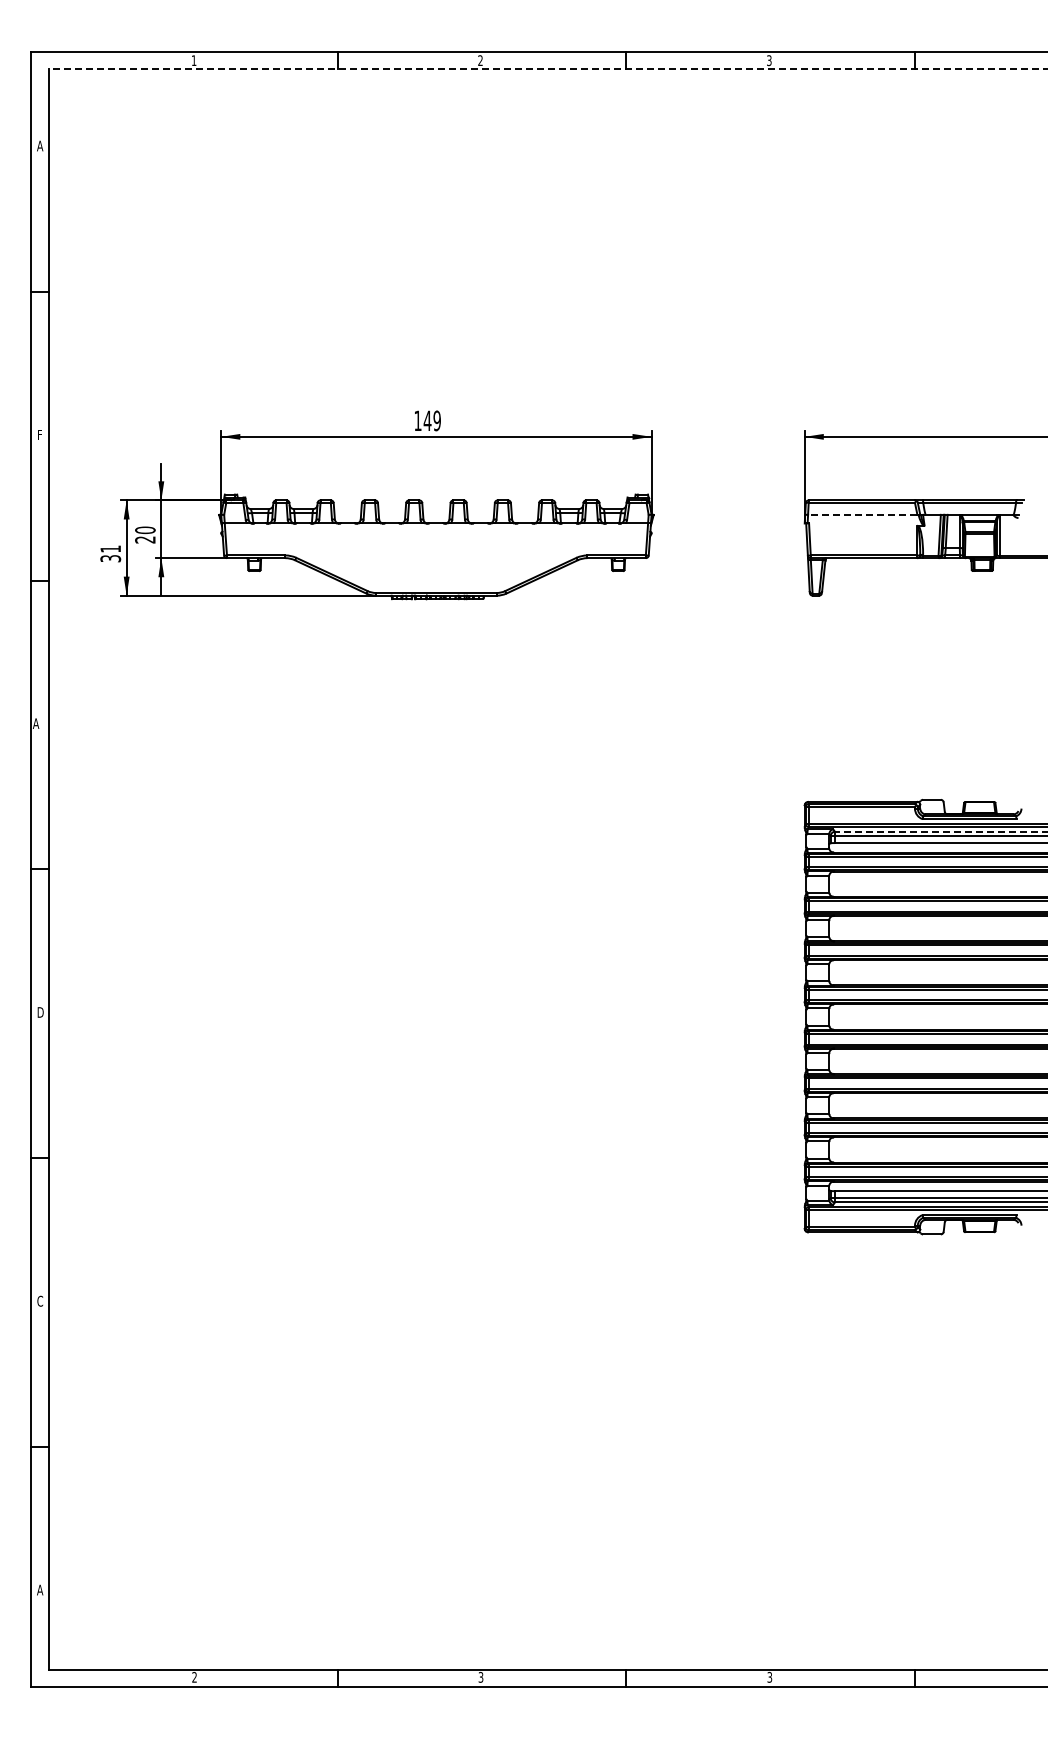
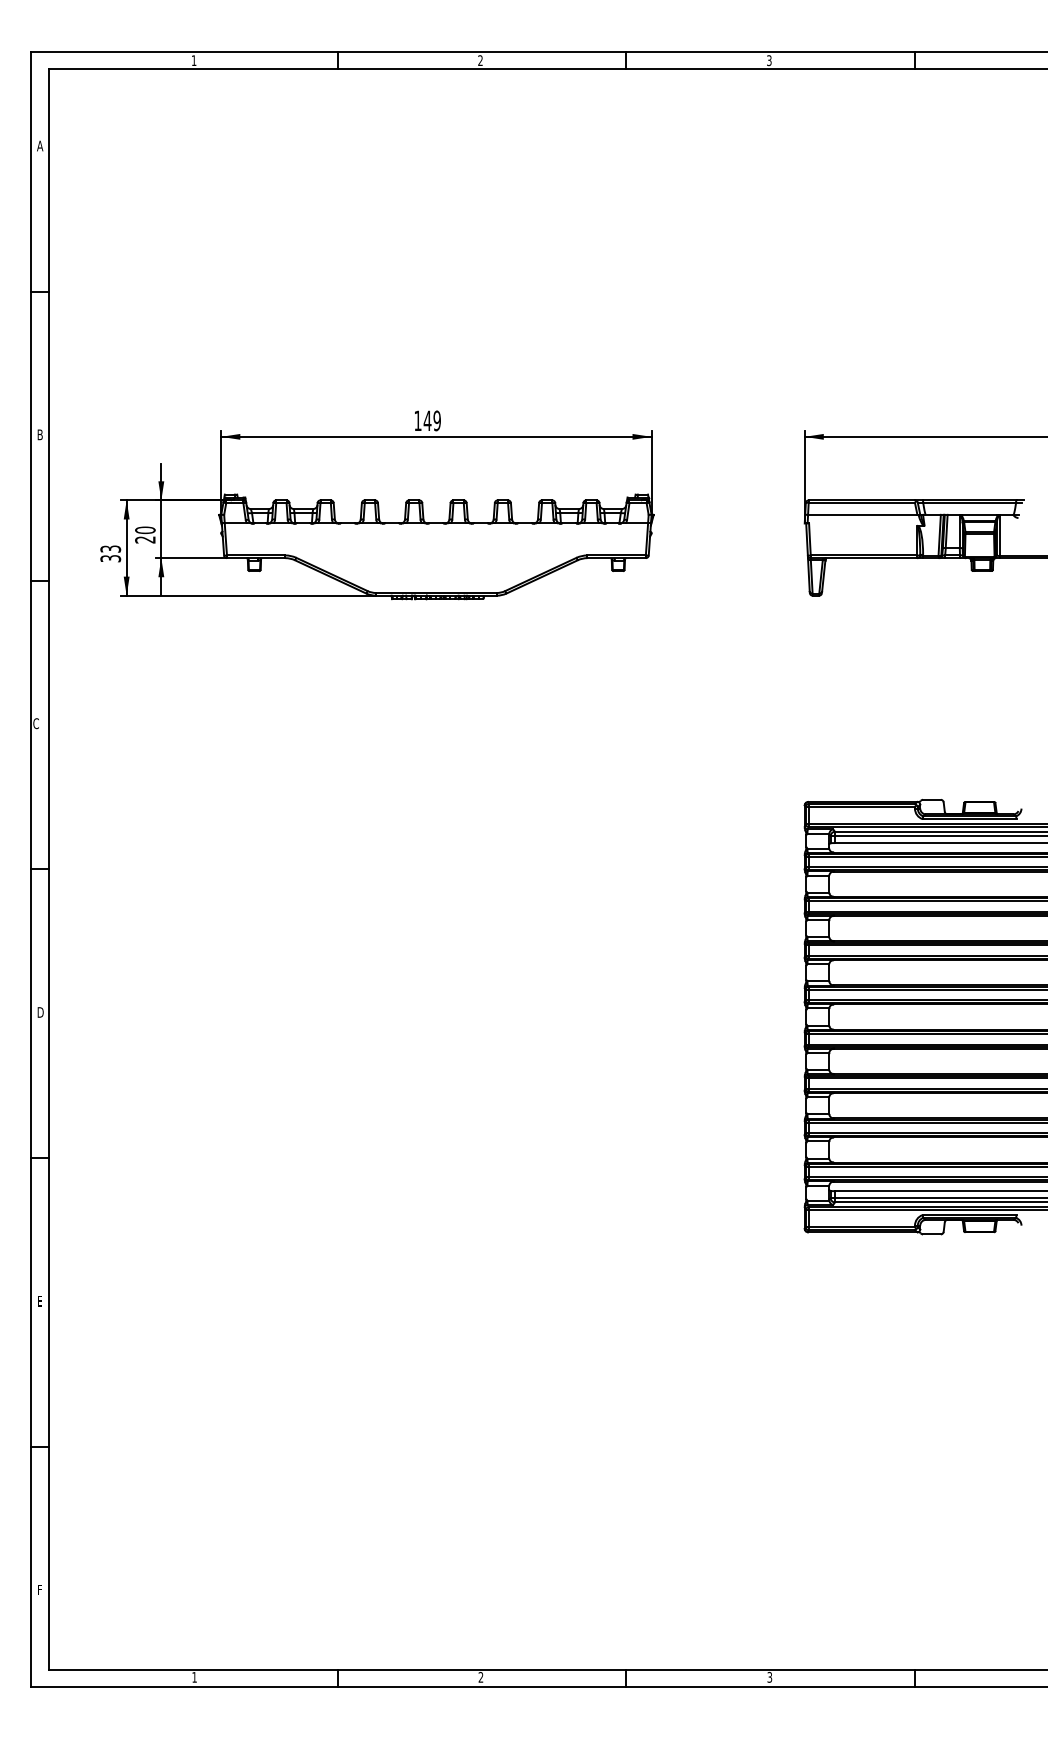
line: dashed -> solid (547, 69)
text: F -> B (39, 434)
line: dashed -> solid (862, 514)
text: 31 -> 33 (110, 548)
text: A -> C (36, 723)
line: dashed -> solid (940, 831)
text: C -> E (40, 1300)
text: A -> F (40, 1589)
text: 2 -> 1 (194, 1677)
text: 3 -> 2 (480, 1677)
